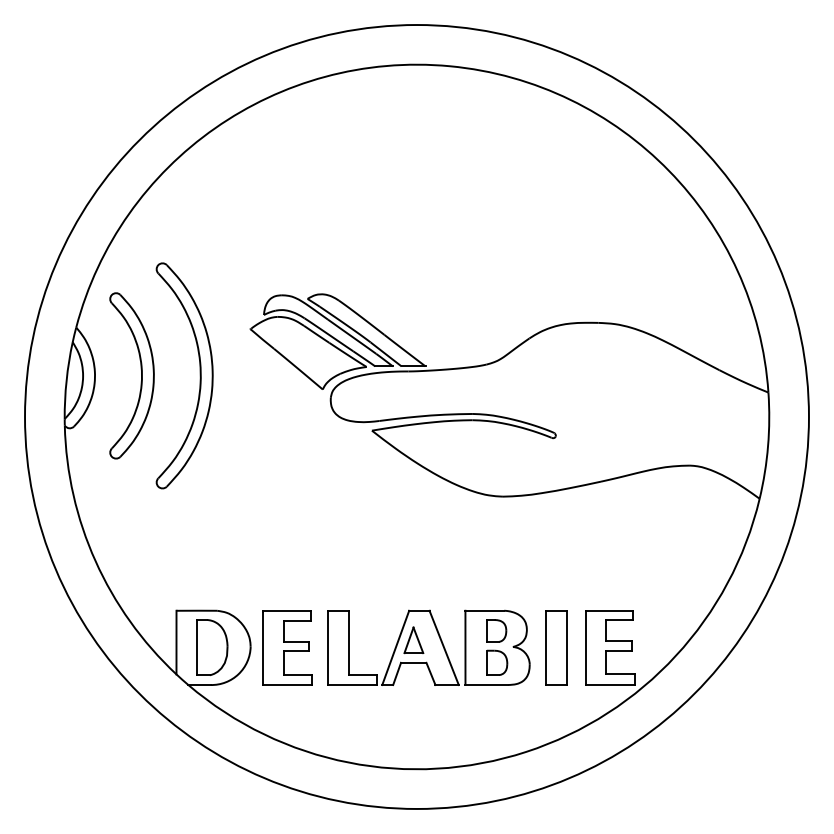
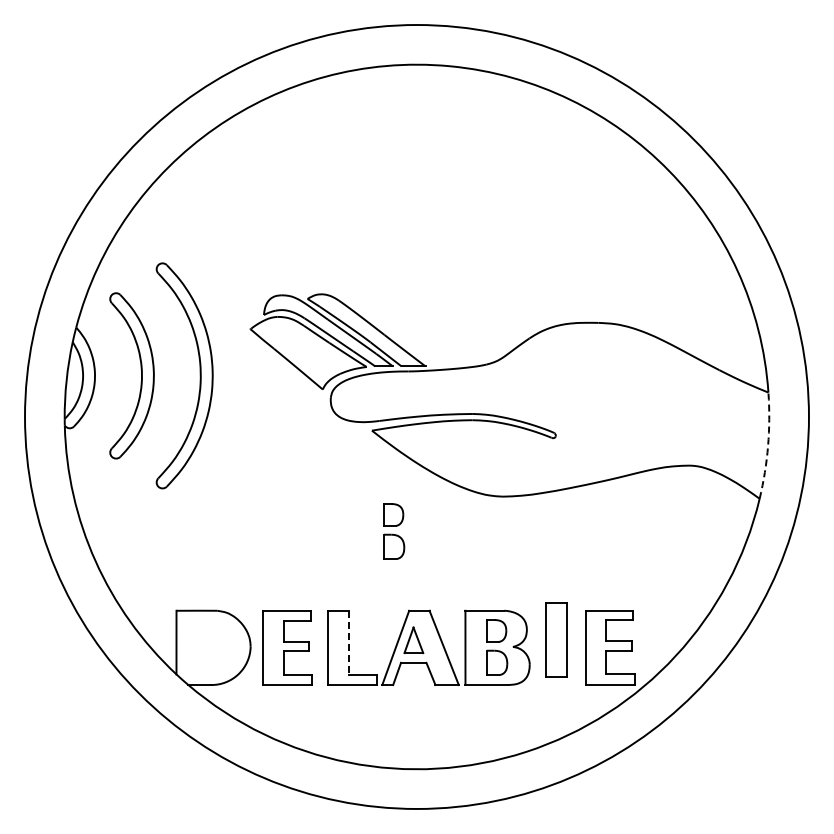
arc: solid -> dashed (768, 446)
part: none -> present (394, 531)
line: solid -> dashed (349, 642)
part: present -> none (212, 647)
part position: (556, 647) -> (556, 639) (556, 639)
